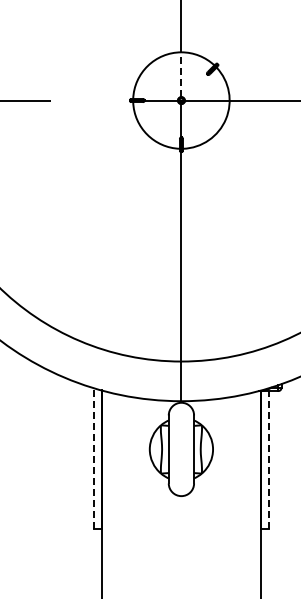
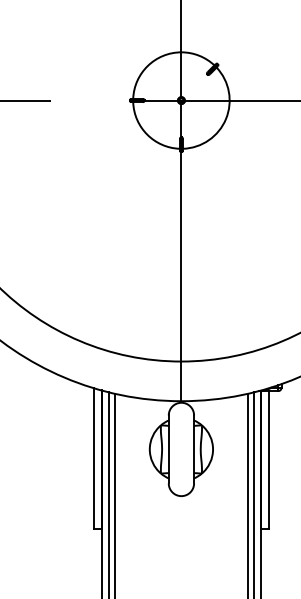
line: dashed -> solid (181, 74)
line: dashed -> solid (93, 457)
line: dashed -> solid (269, 459)
line: none -> present (108, 493)
line: none -> present (254, 493)
line: none -> present (114, 494)
line: none -> present (247, 494)
